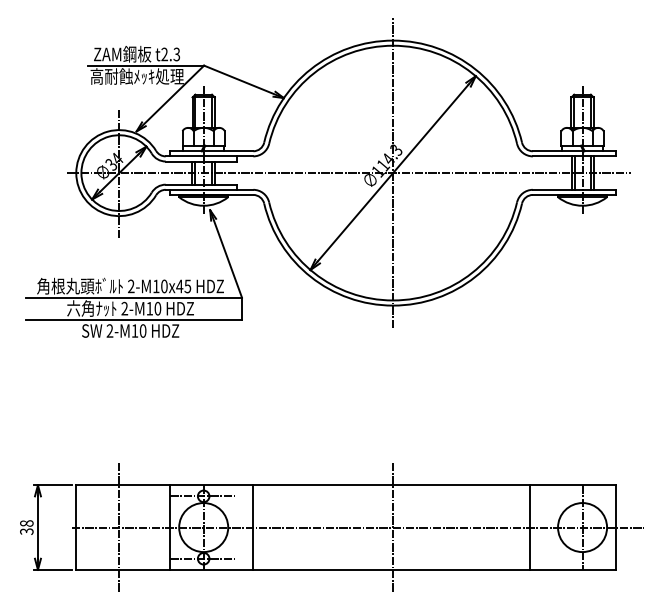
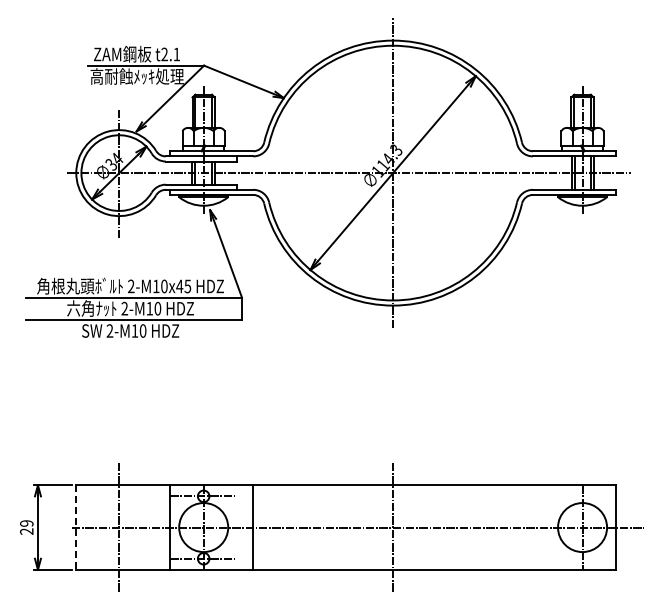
text: t2.3 -> t2.1 (176, 54)
text: 38 -> 29 (26, 527)
line: present -> none (529, 527)
line: solid -> dashed (76, 528)
